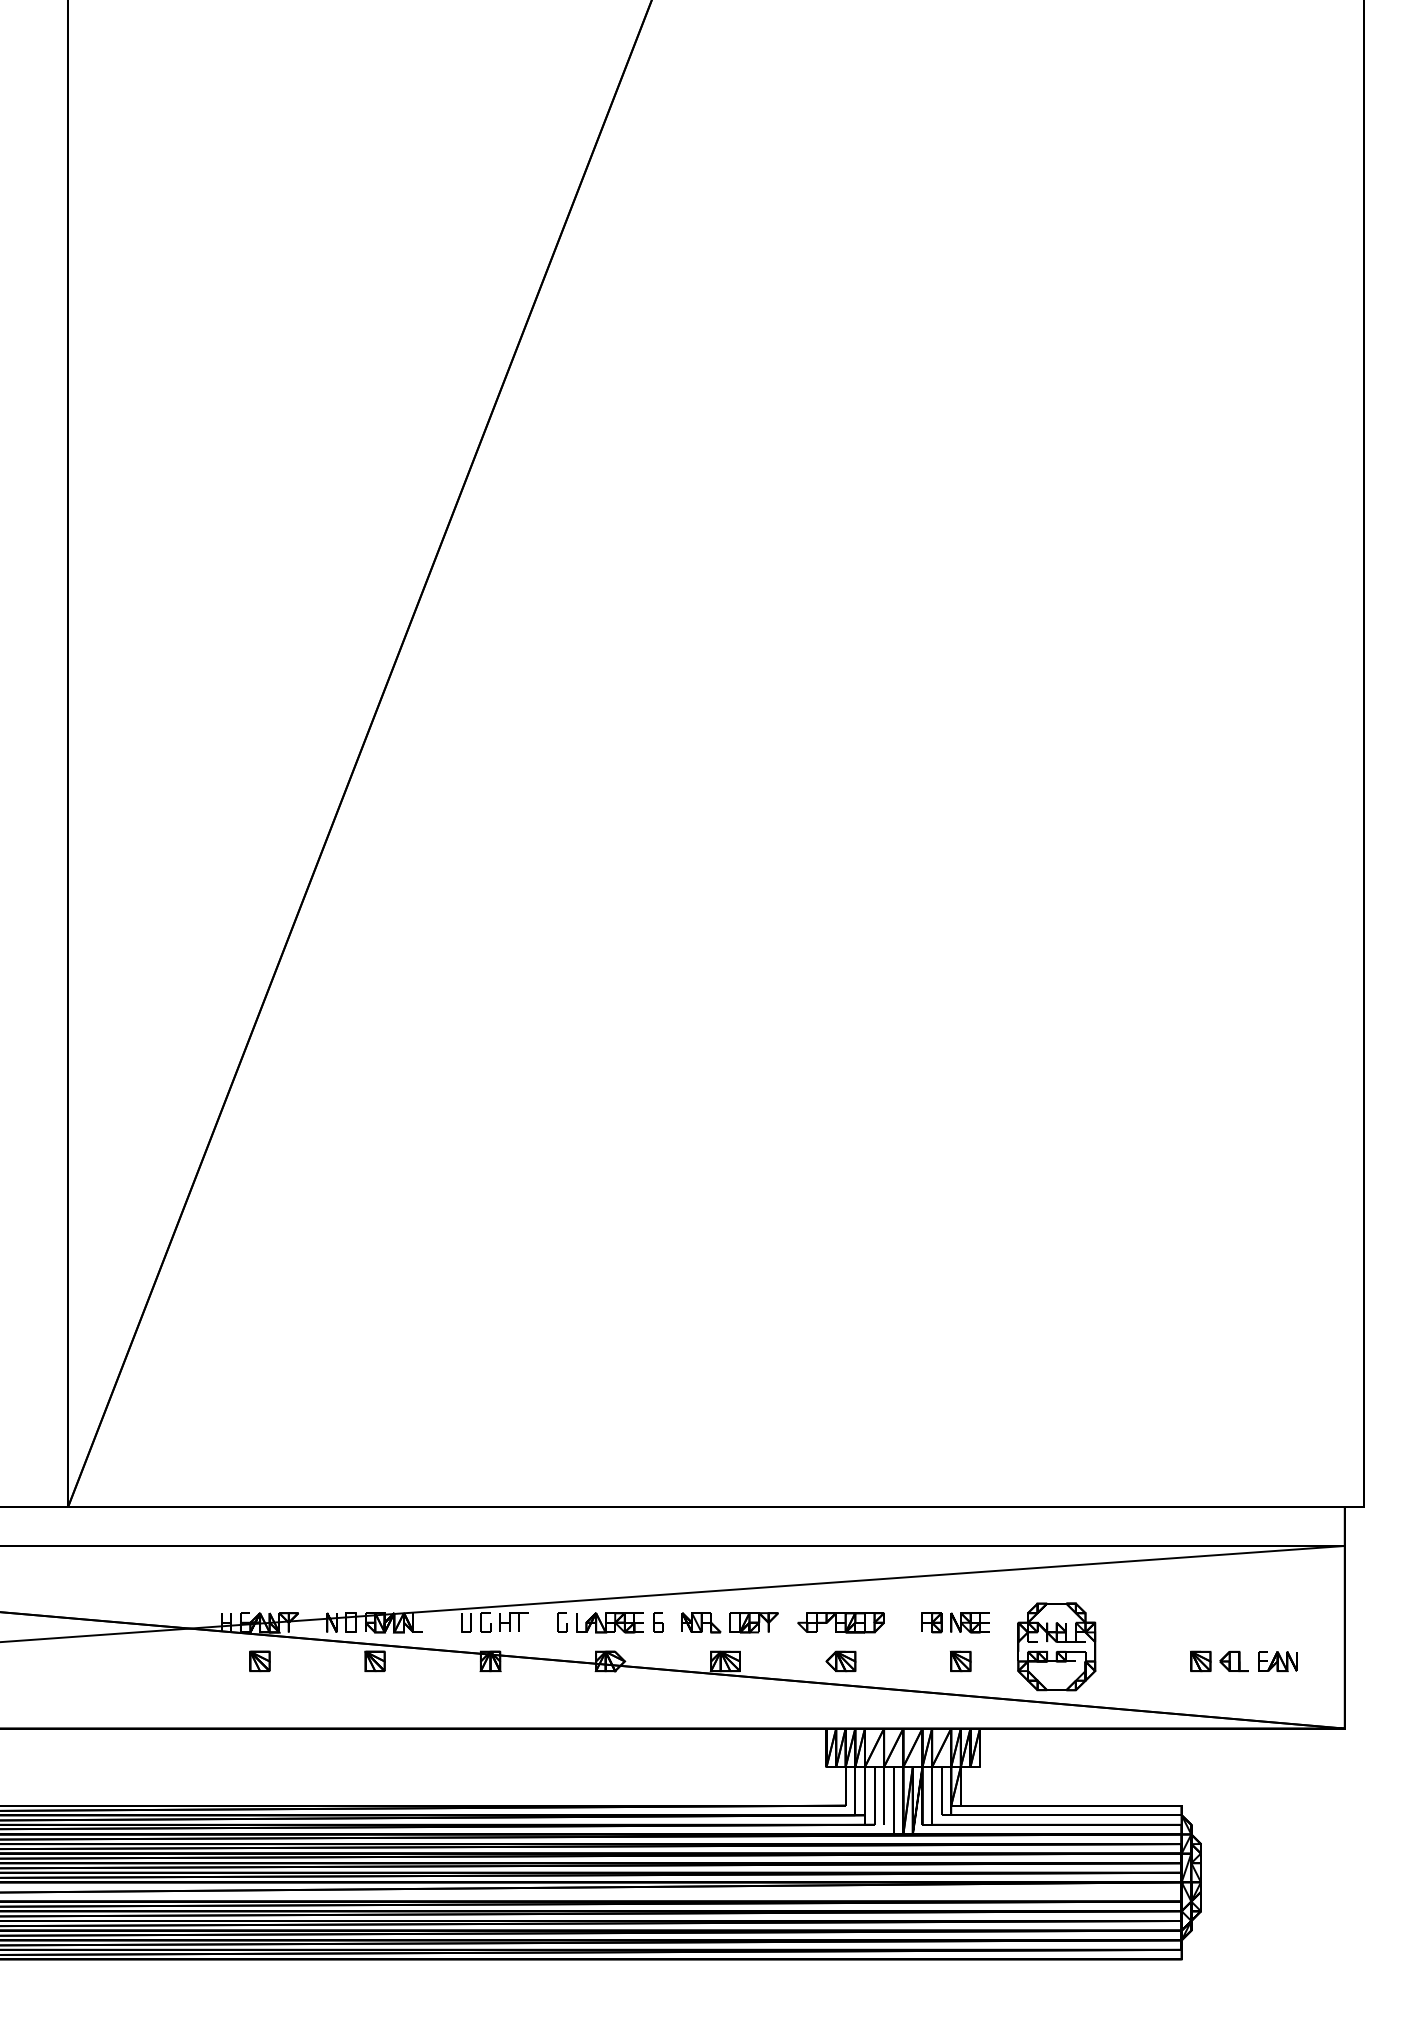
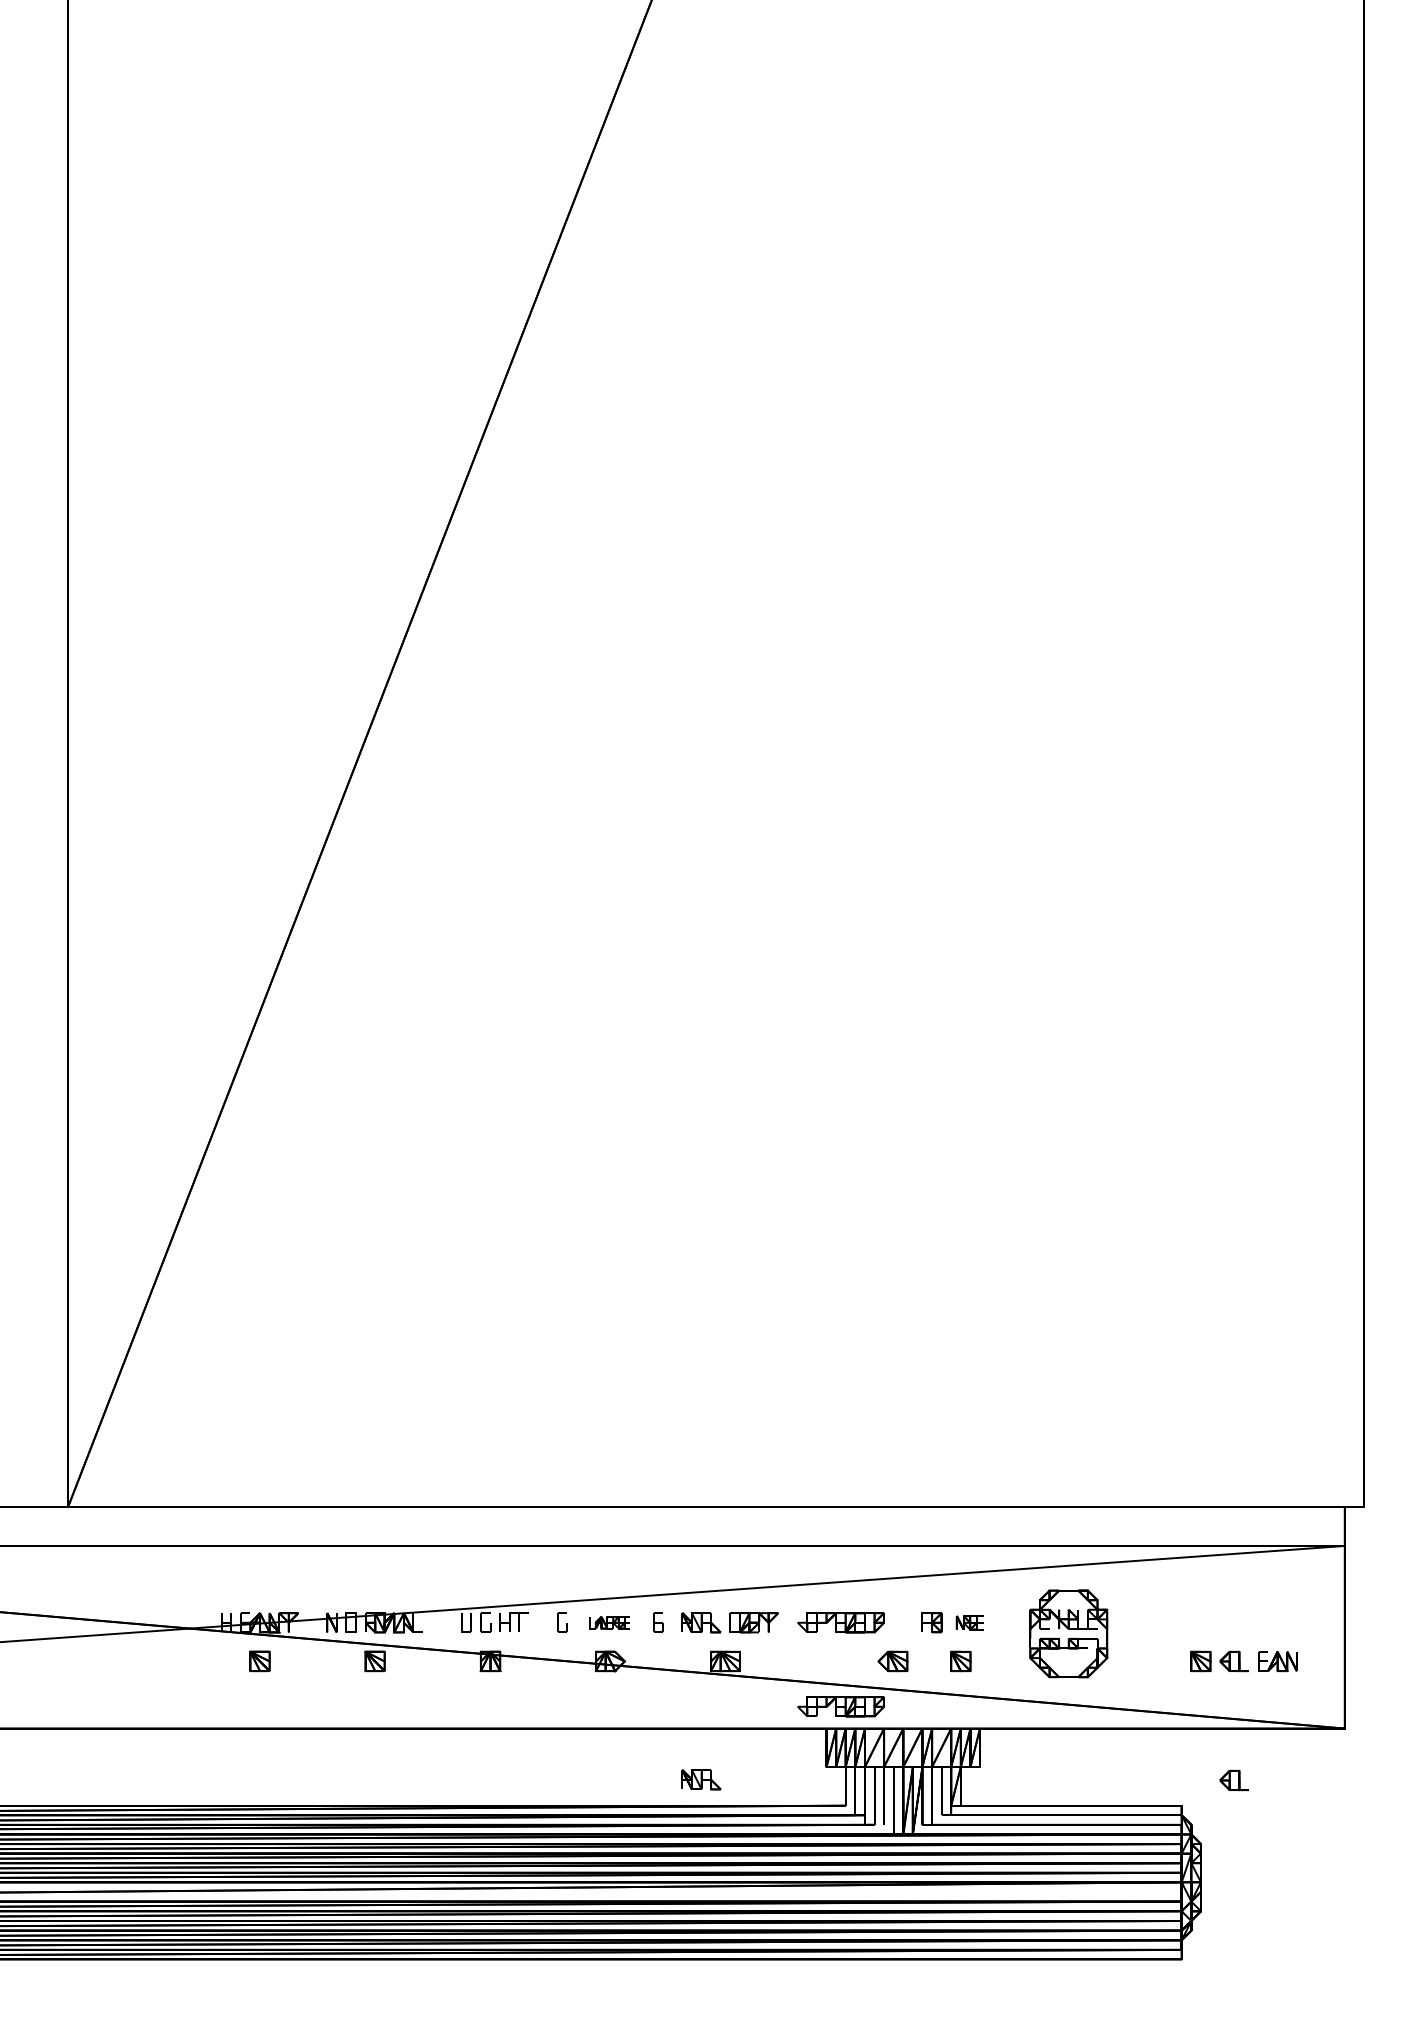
part size: 68x22 px -> 41x14 px (609, 1622)
part size: 40x22 px -> 29x16 px (969, 1622)
part position: (1056, 1646) -> (1068, 1633) (1068, 1633)
part position: (840, 1661) -> (892, 1661) (892, 1661)
part: none -> present (840, 1706)
part: none -> present (701, 1779)
part: none -> present (1233, 1780)
